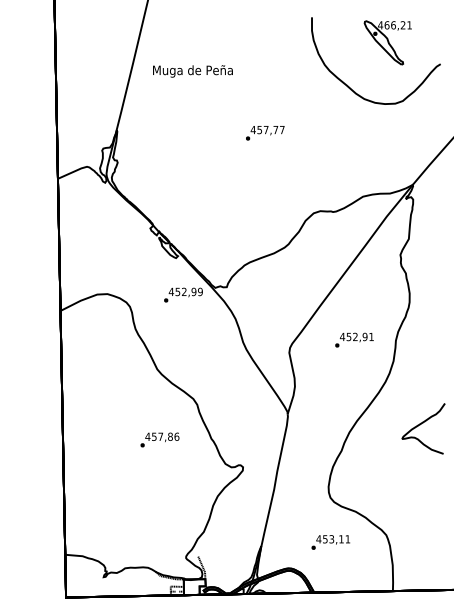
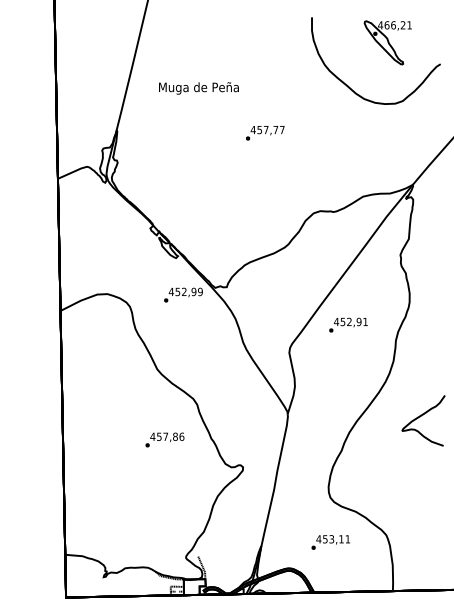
text position: (192, 71) -> (198, 88) (198, 88)
text position: (354, 339) -> (348, 324) (348, 324)
curve position: (420, 425) -> (420, 417) (420, 417)
text position: (159, 439) -> (164, 439) (164, 439)
